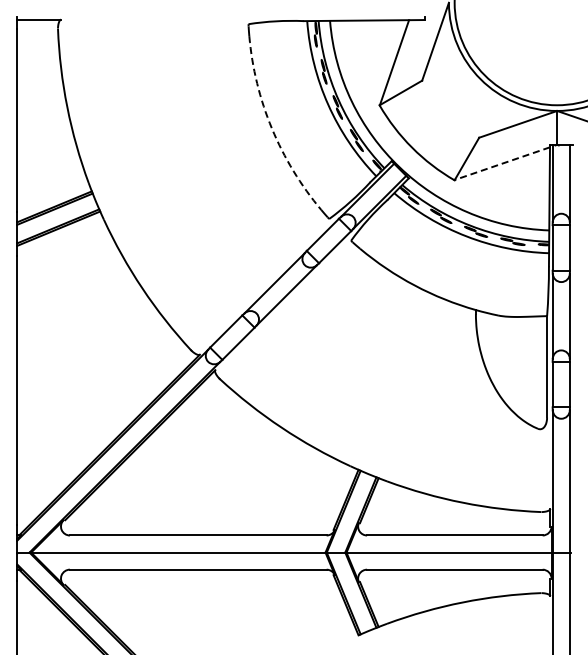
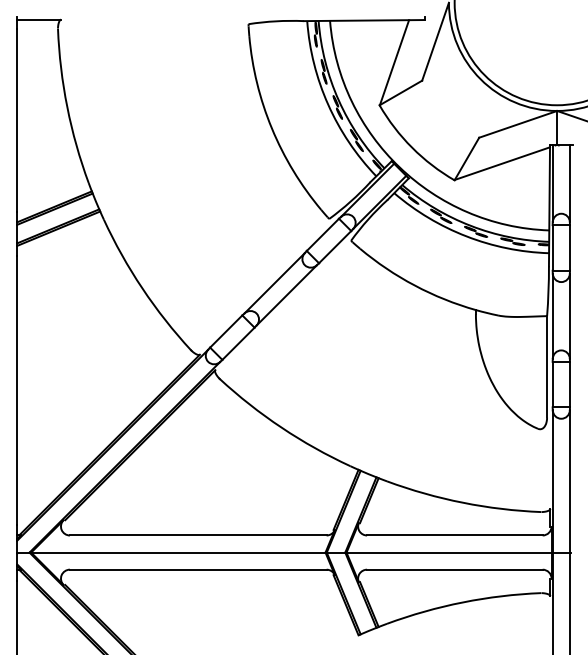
arc: dashed -> solid (271, 128)
line: dashed -> solid (501, 163)
